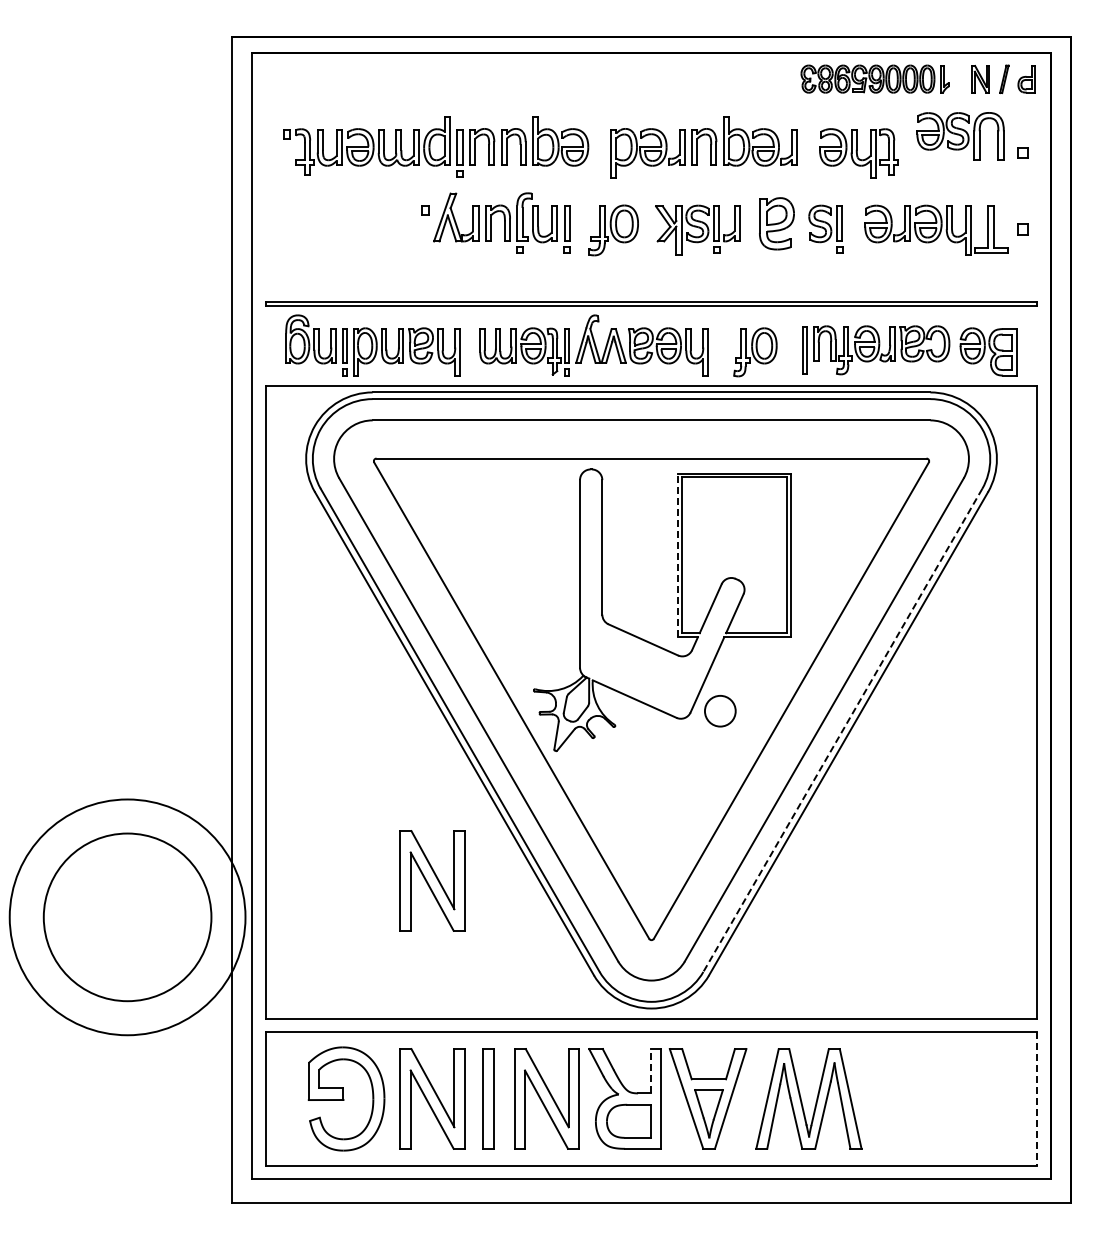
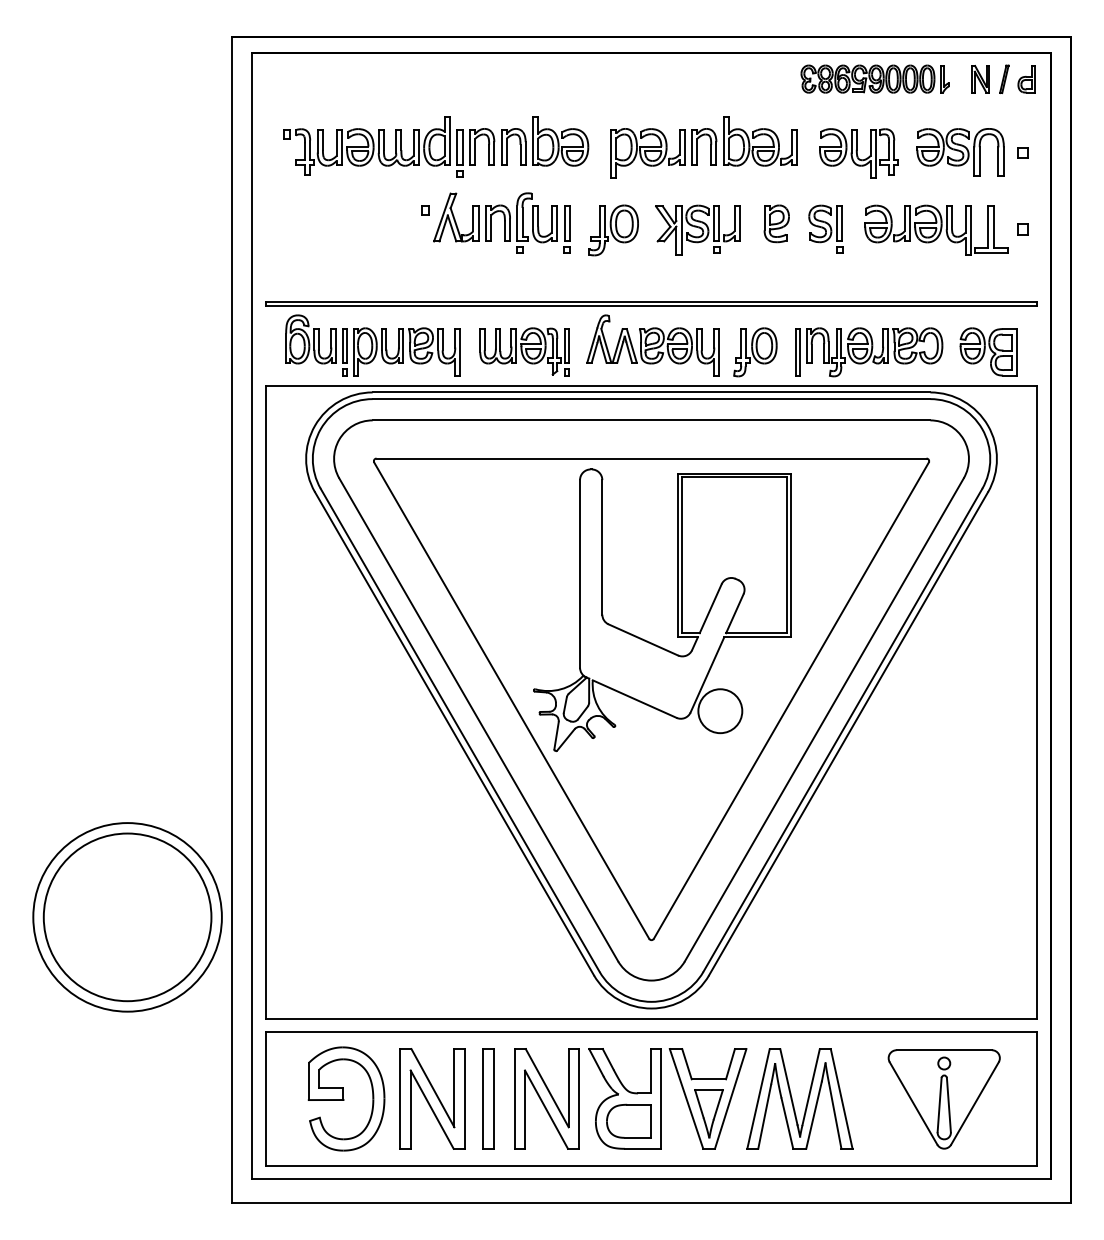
part position: (960, 136) -> (960, 152) (960, 152)
part size: 36x54 px -> 27x40 px (776, 223)
part position: (641, 345) -> (652, 345) (652, 345)
part position: (876, 350) -> (869, 352) (869, 352)
line: dashed -> solid (677, 555)
circle diameter: 31 px -> 44 px (720, 711)
line: dashed -> solid (842, 730)
part: present -> none (432, 880)
circle diameter: 236 px -> 189 px (127, 917)
line: dashed -> solid (650, 1070)
part: none -> present (943, 1099)
line: dashed -> solid (1037, 1099)
part position: (802, 1101) -> (793, 1101) (793, 1101)
